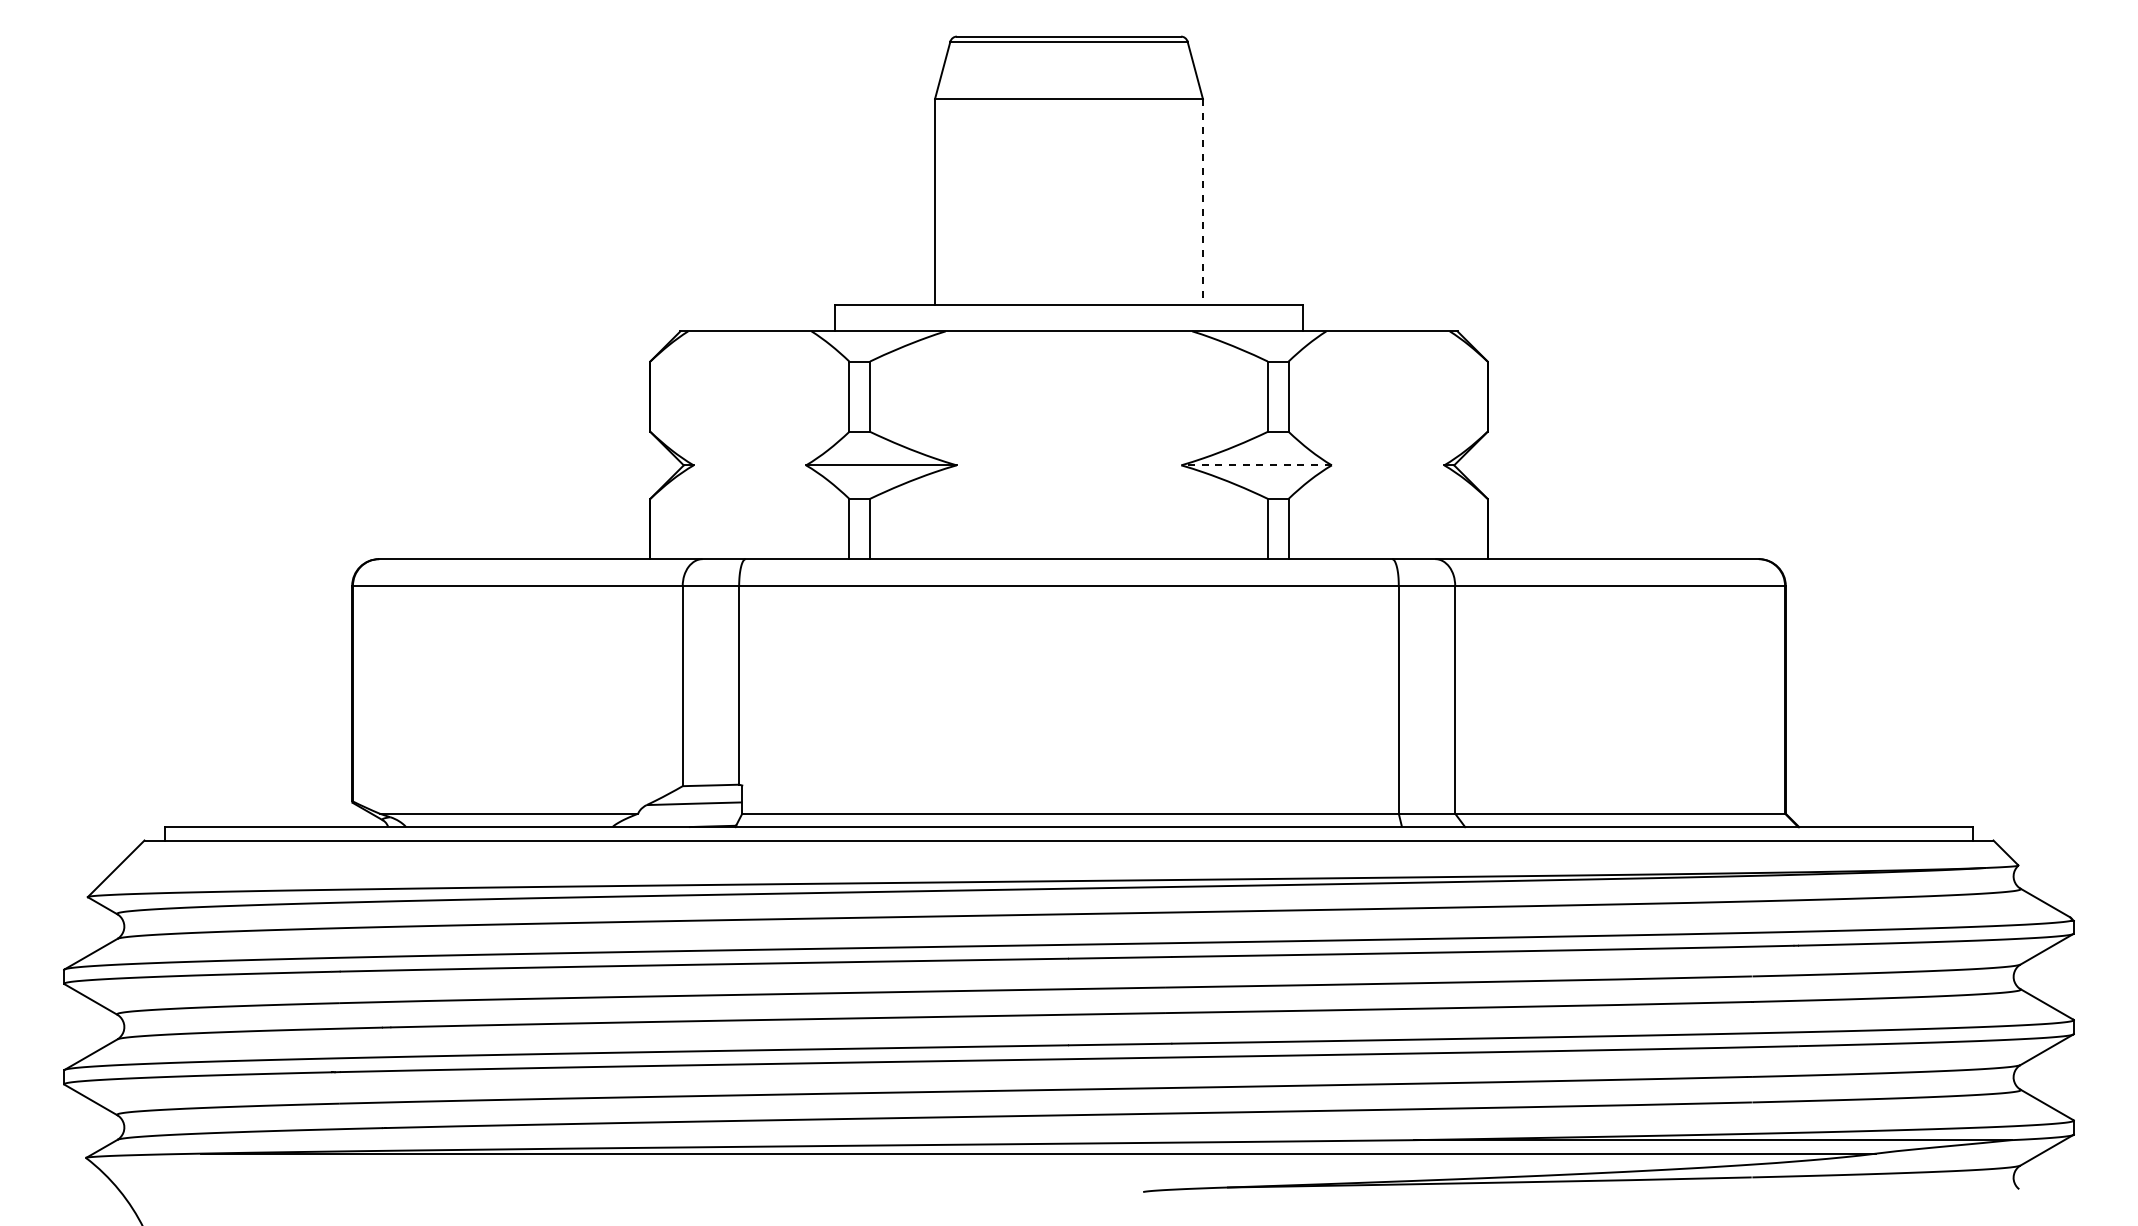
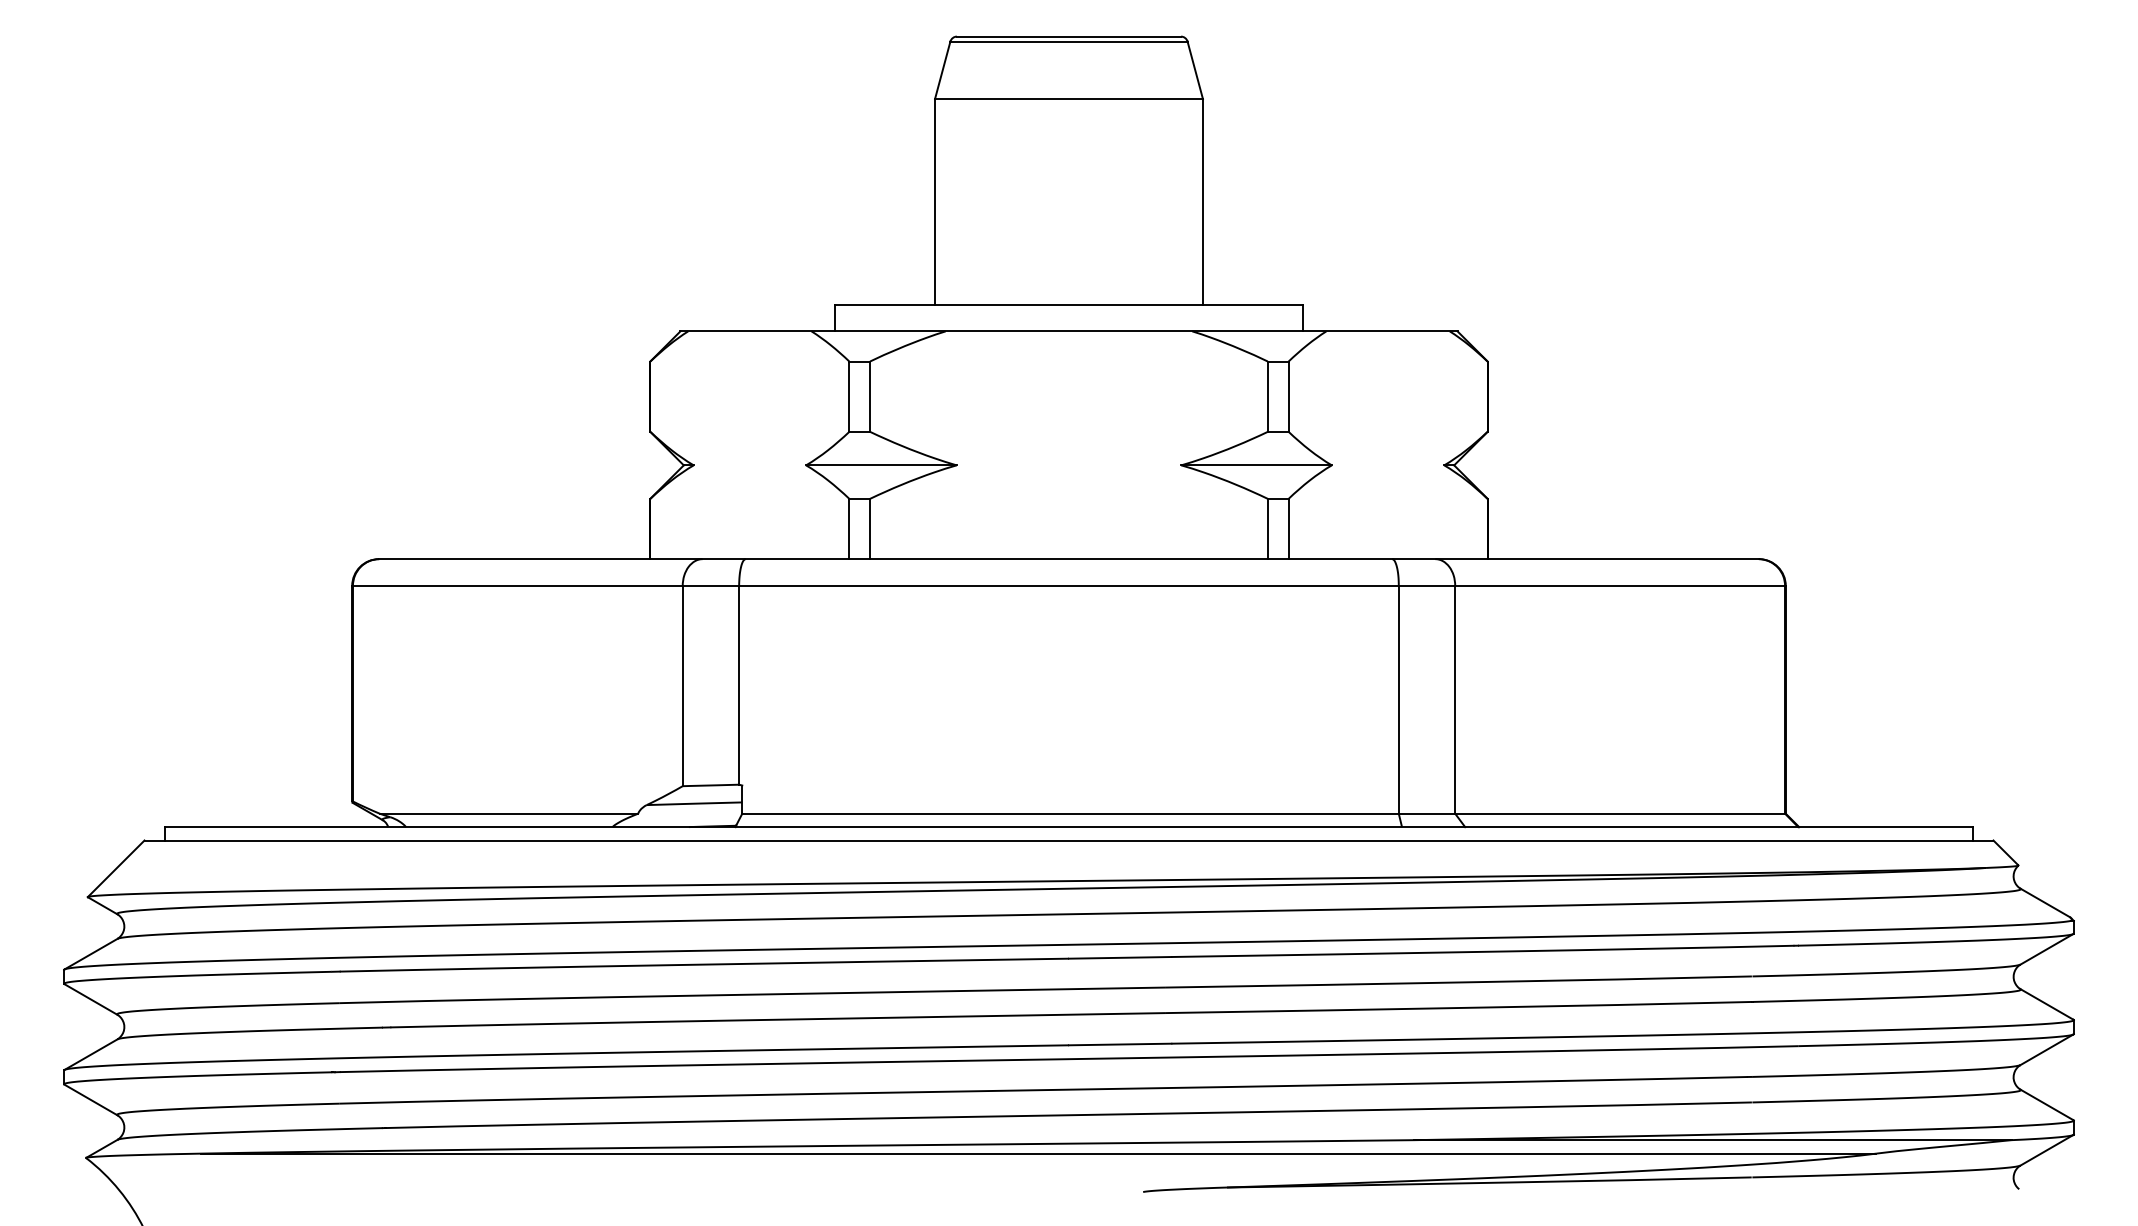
line: dashed -> solid (1202, 201)
line: dashed -> solid (1256, 465)
